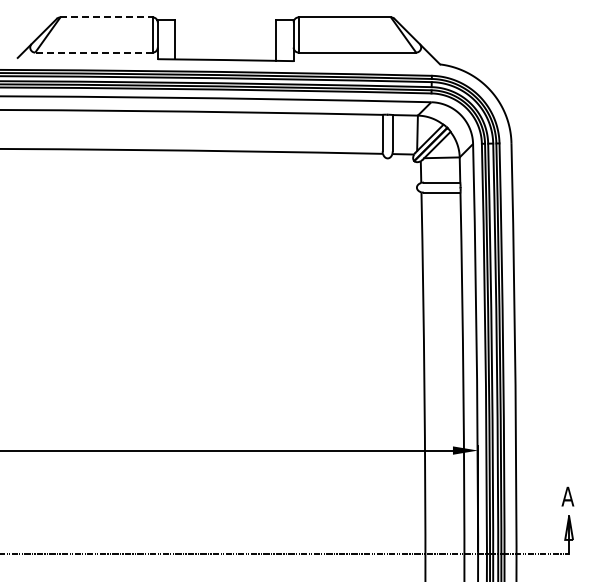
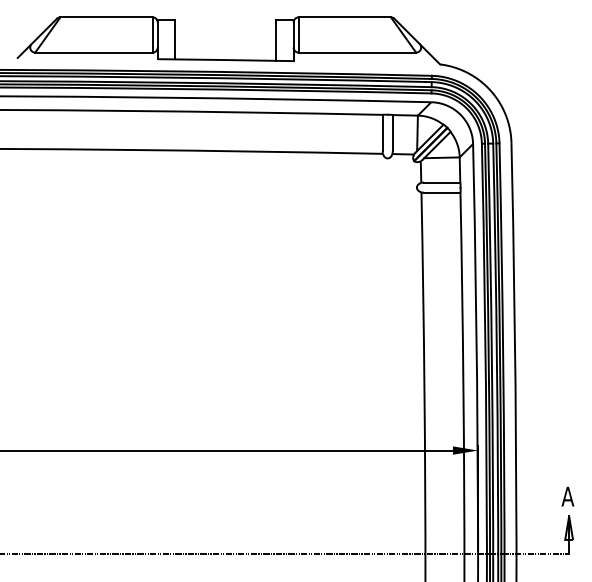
line: dashed -> solid (107, 17)
line: dashed -> solid (93, 52)
